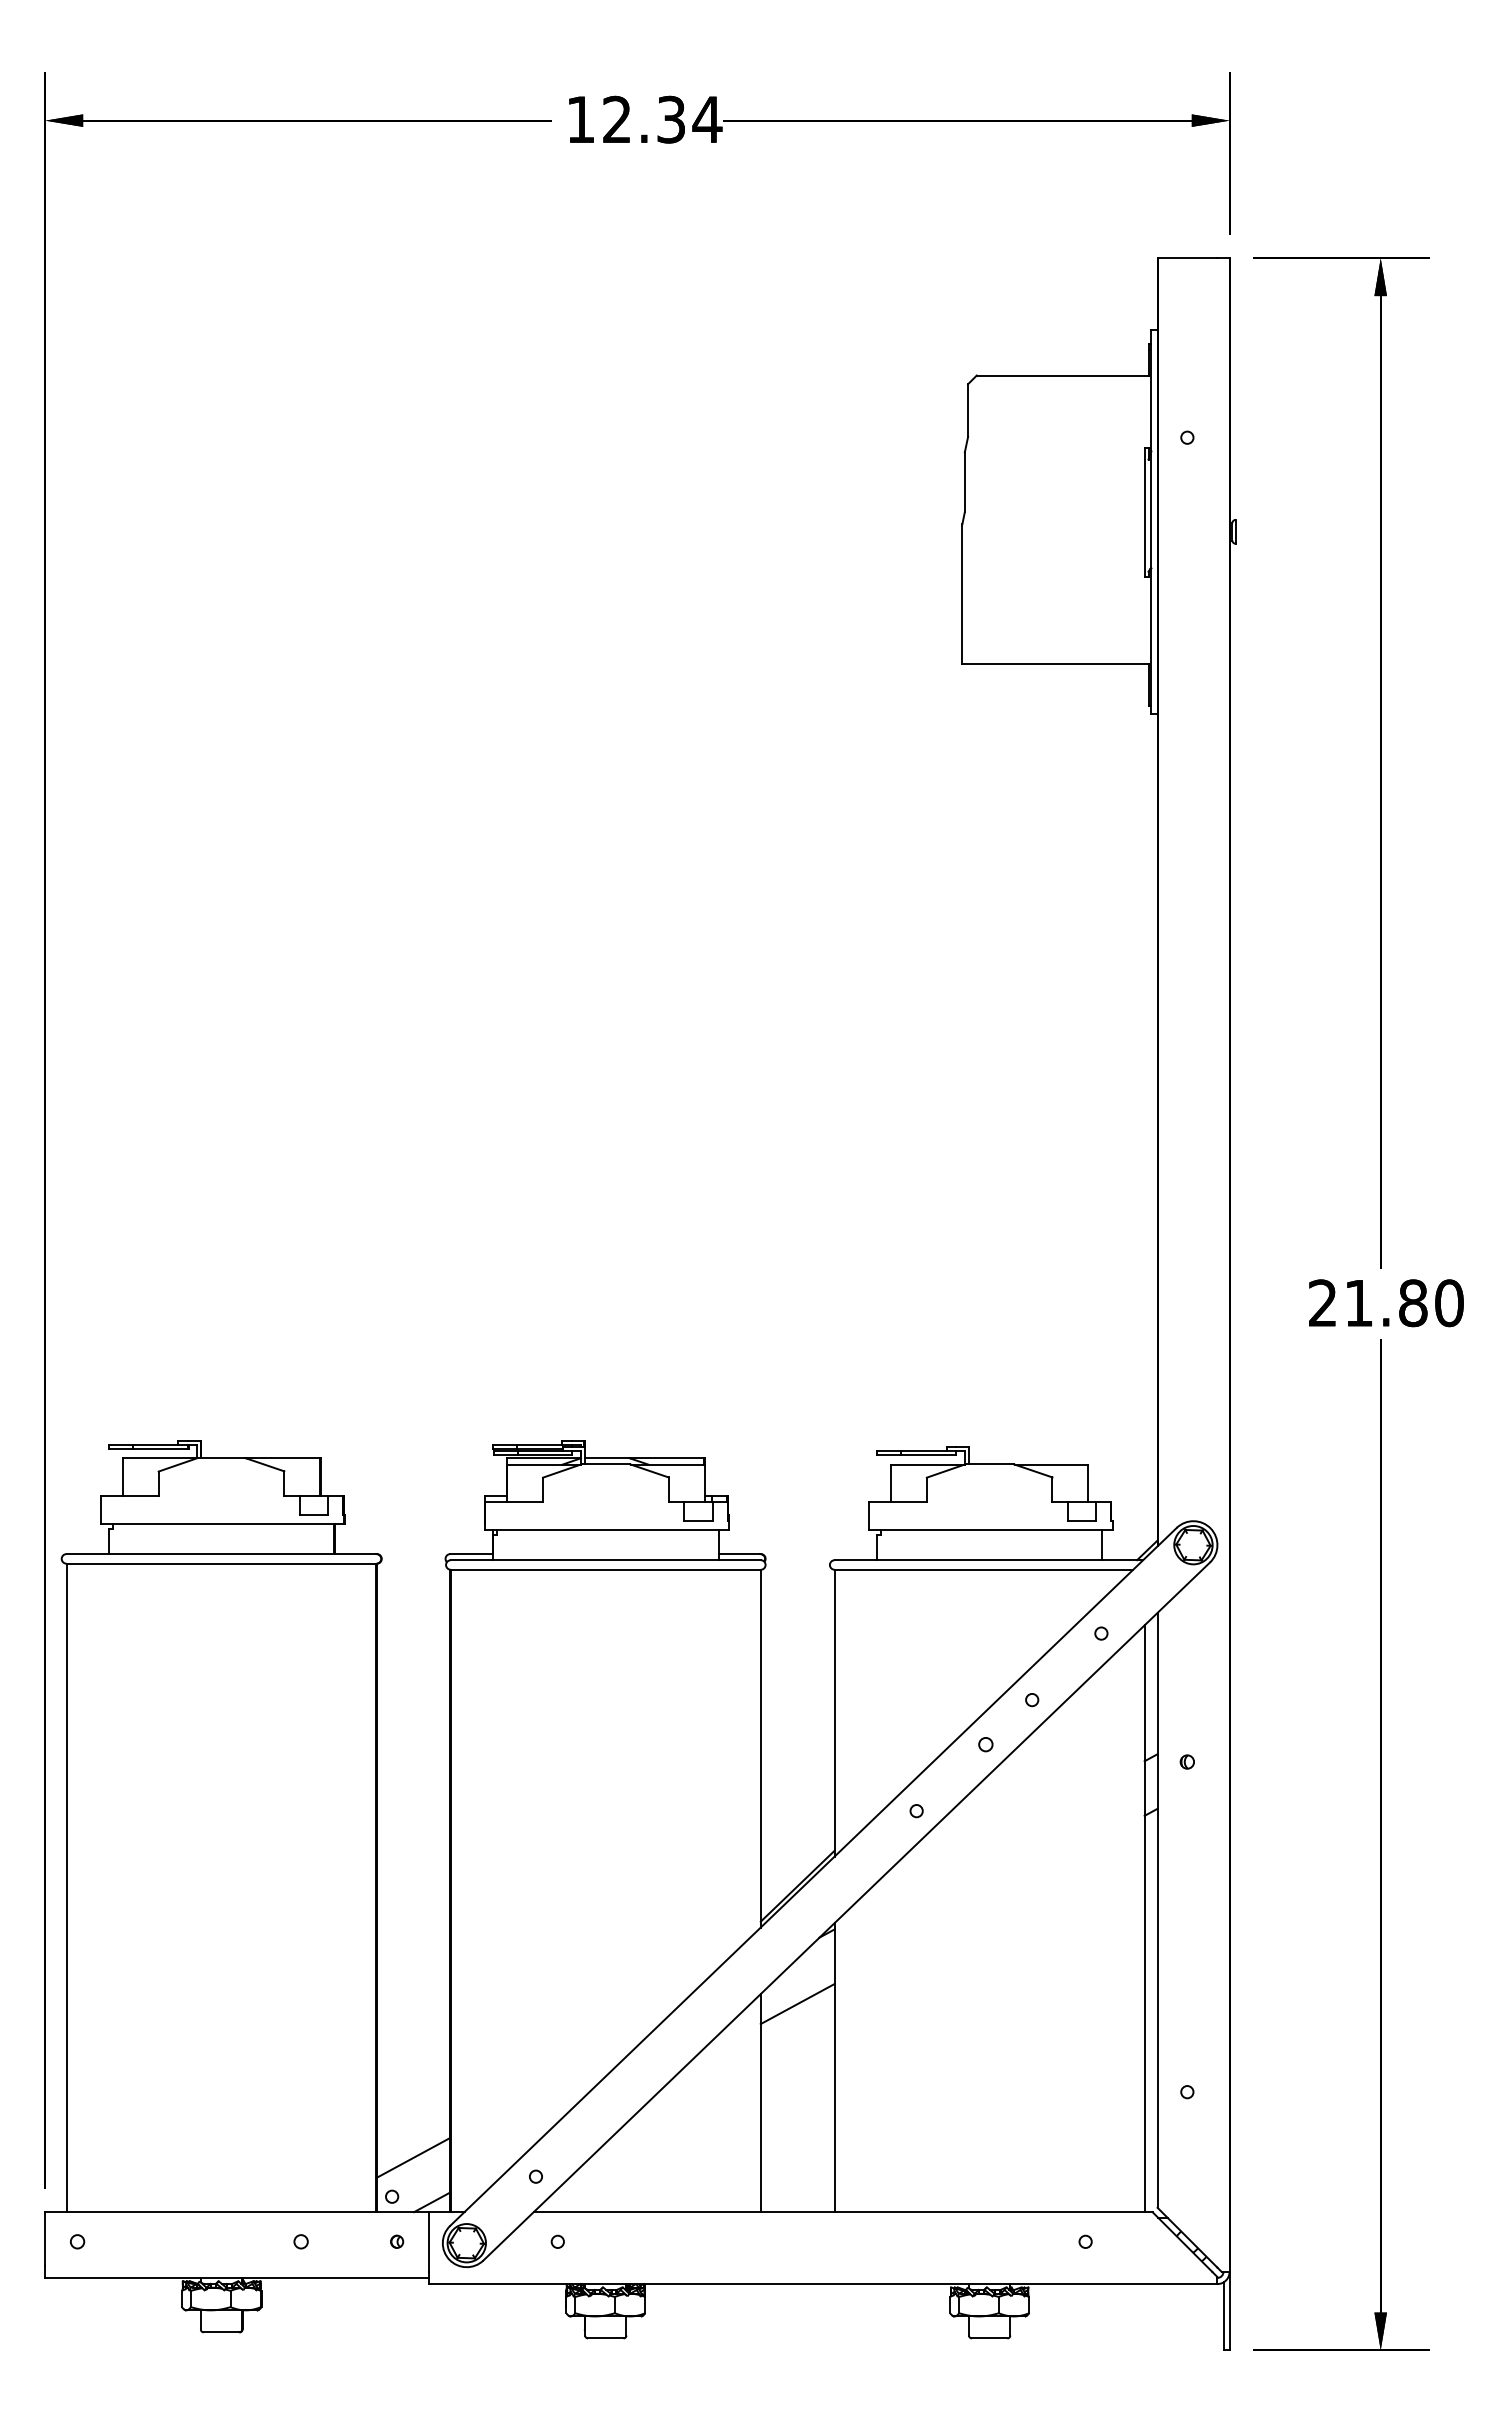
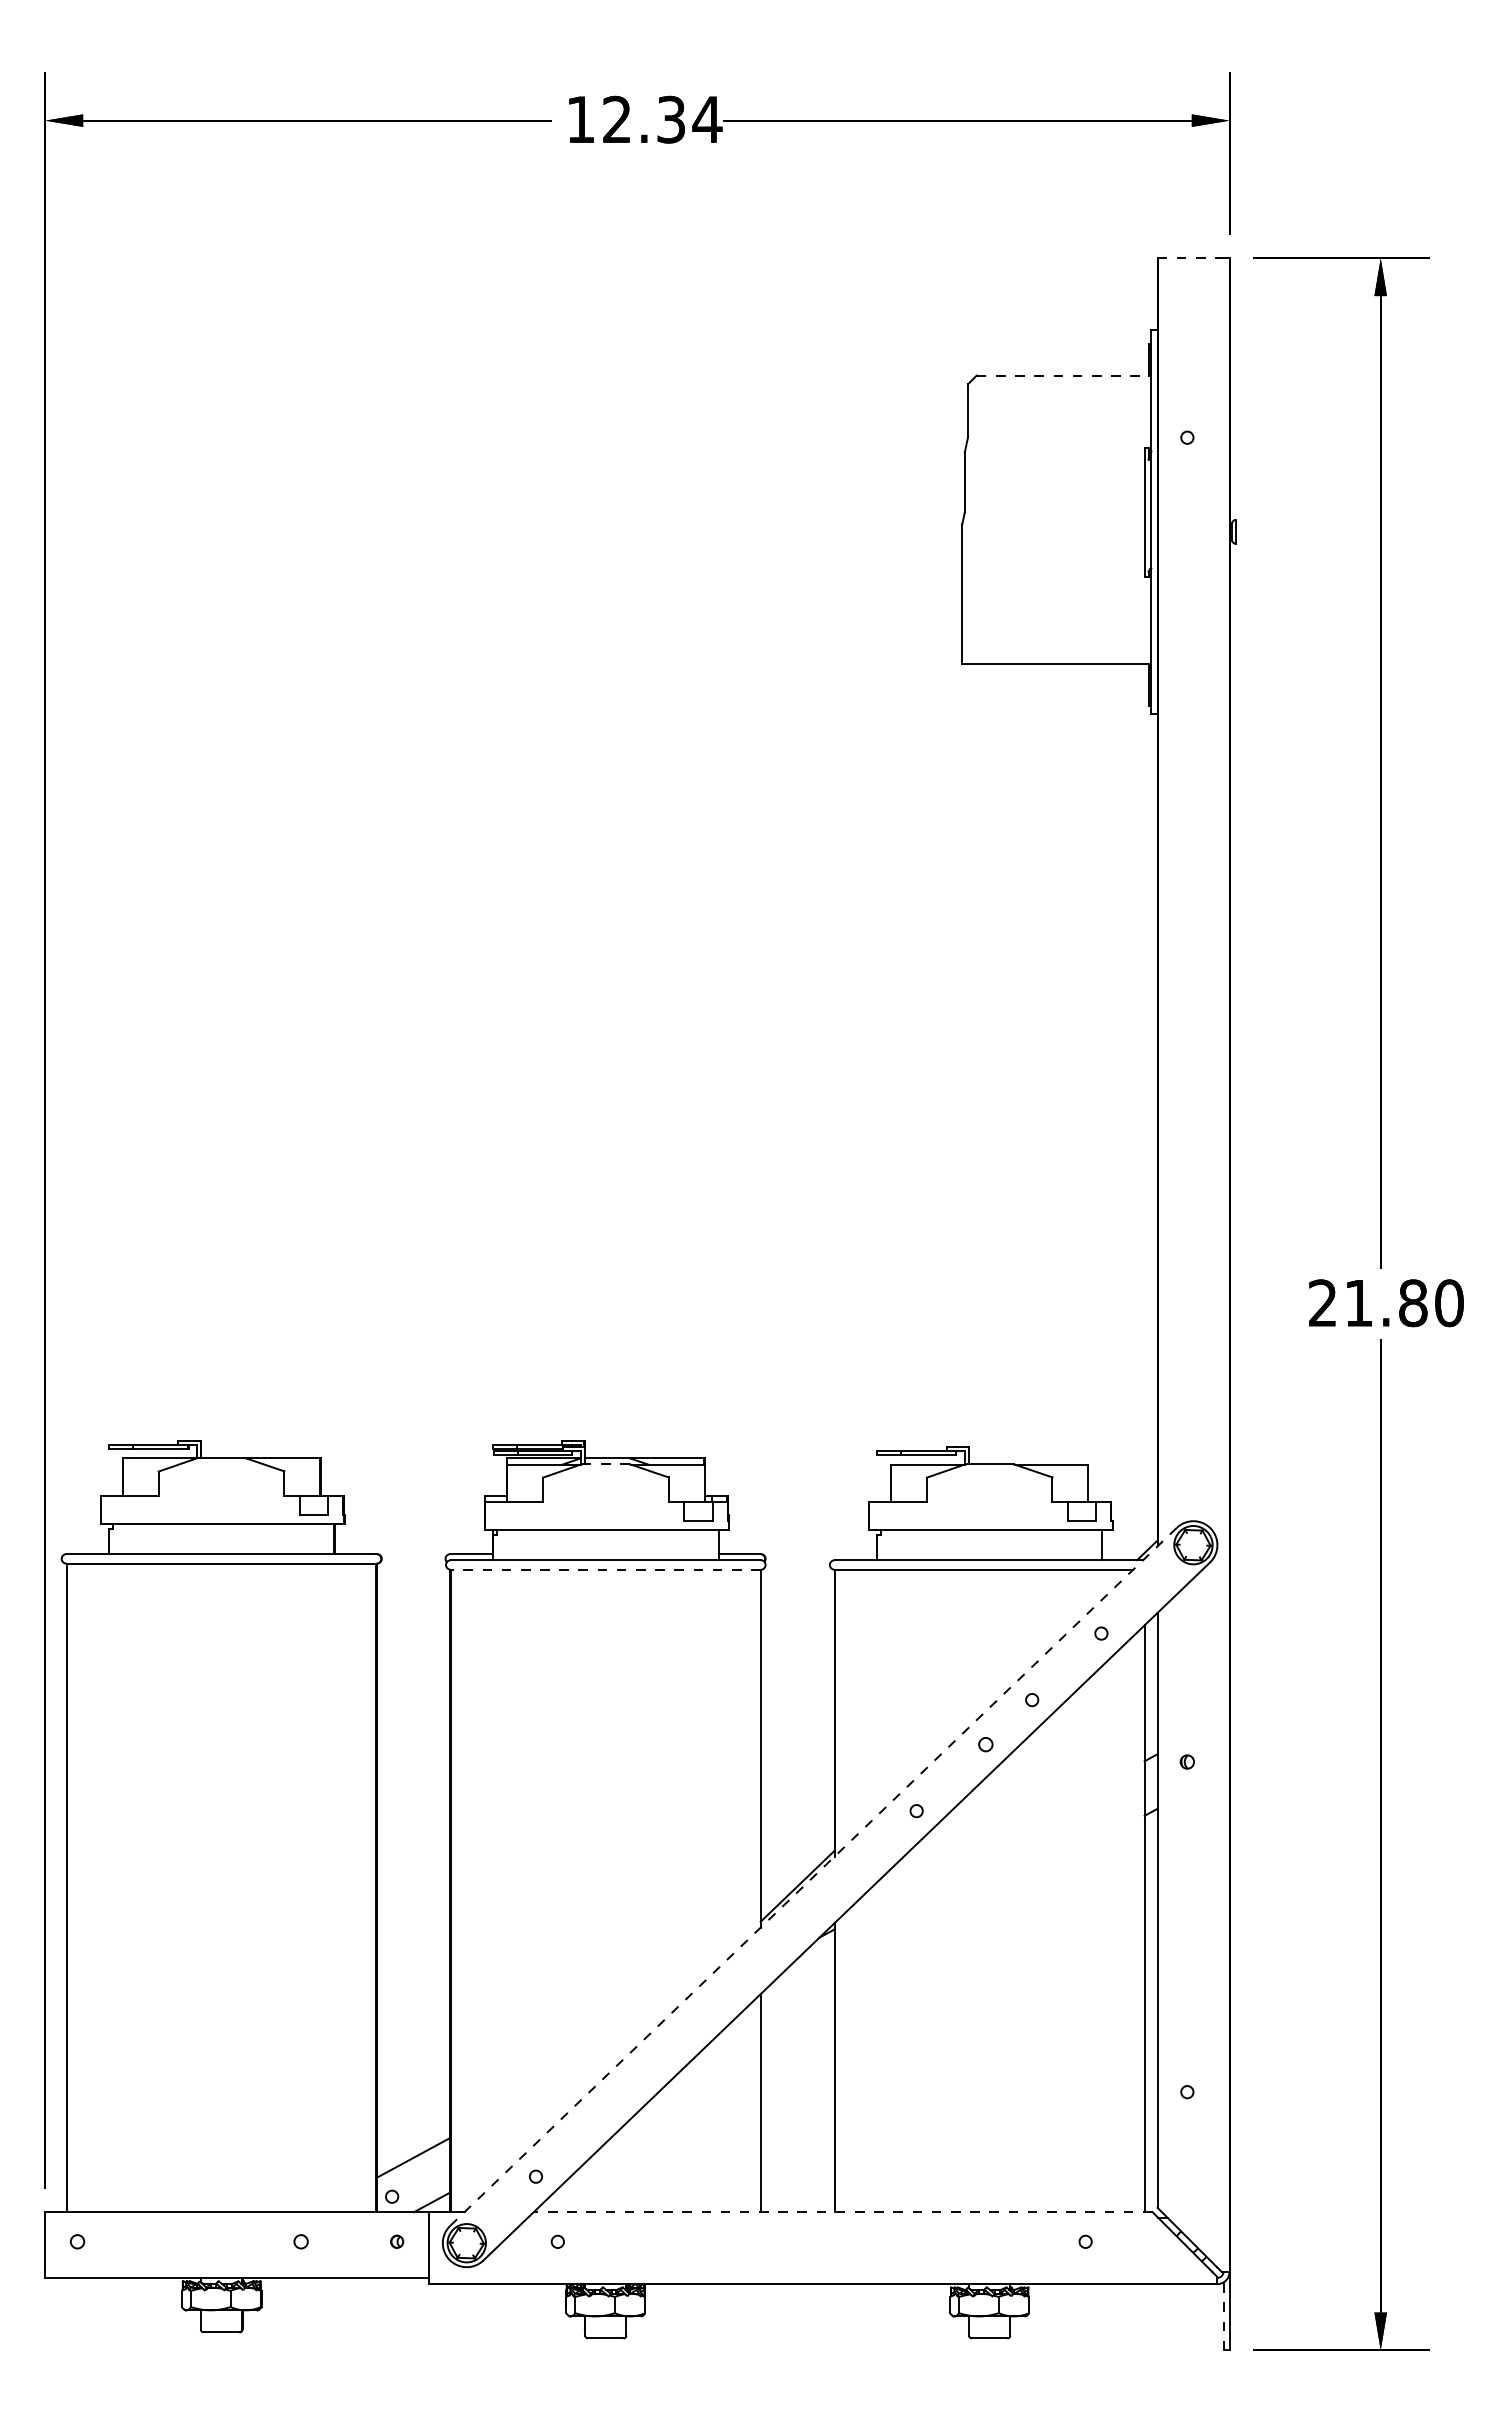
line: solid -> dashed (1187, 258)
line: solid -> dashed (1062, 375)
line: solid -> dashed (605, 1464)
line: solid -> dashed (605, 1569)
line: solid -> dashed (813, 1876)
line: present -> none (797, 2003)
line: solid -> dashed (842, 2212)
line: solid -> dashed (1223, 2316)
